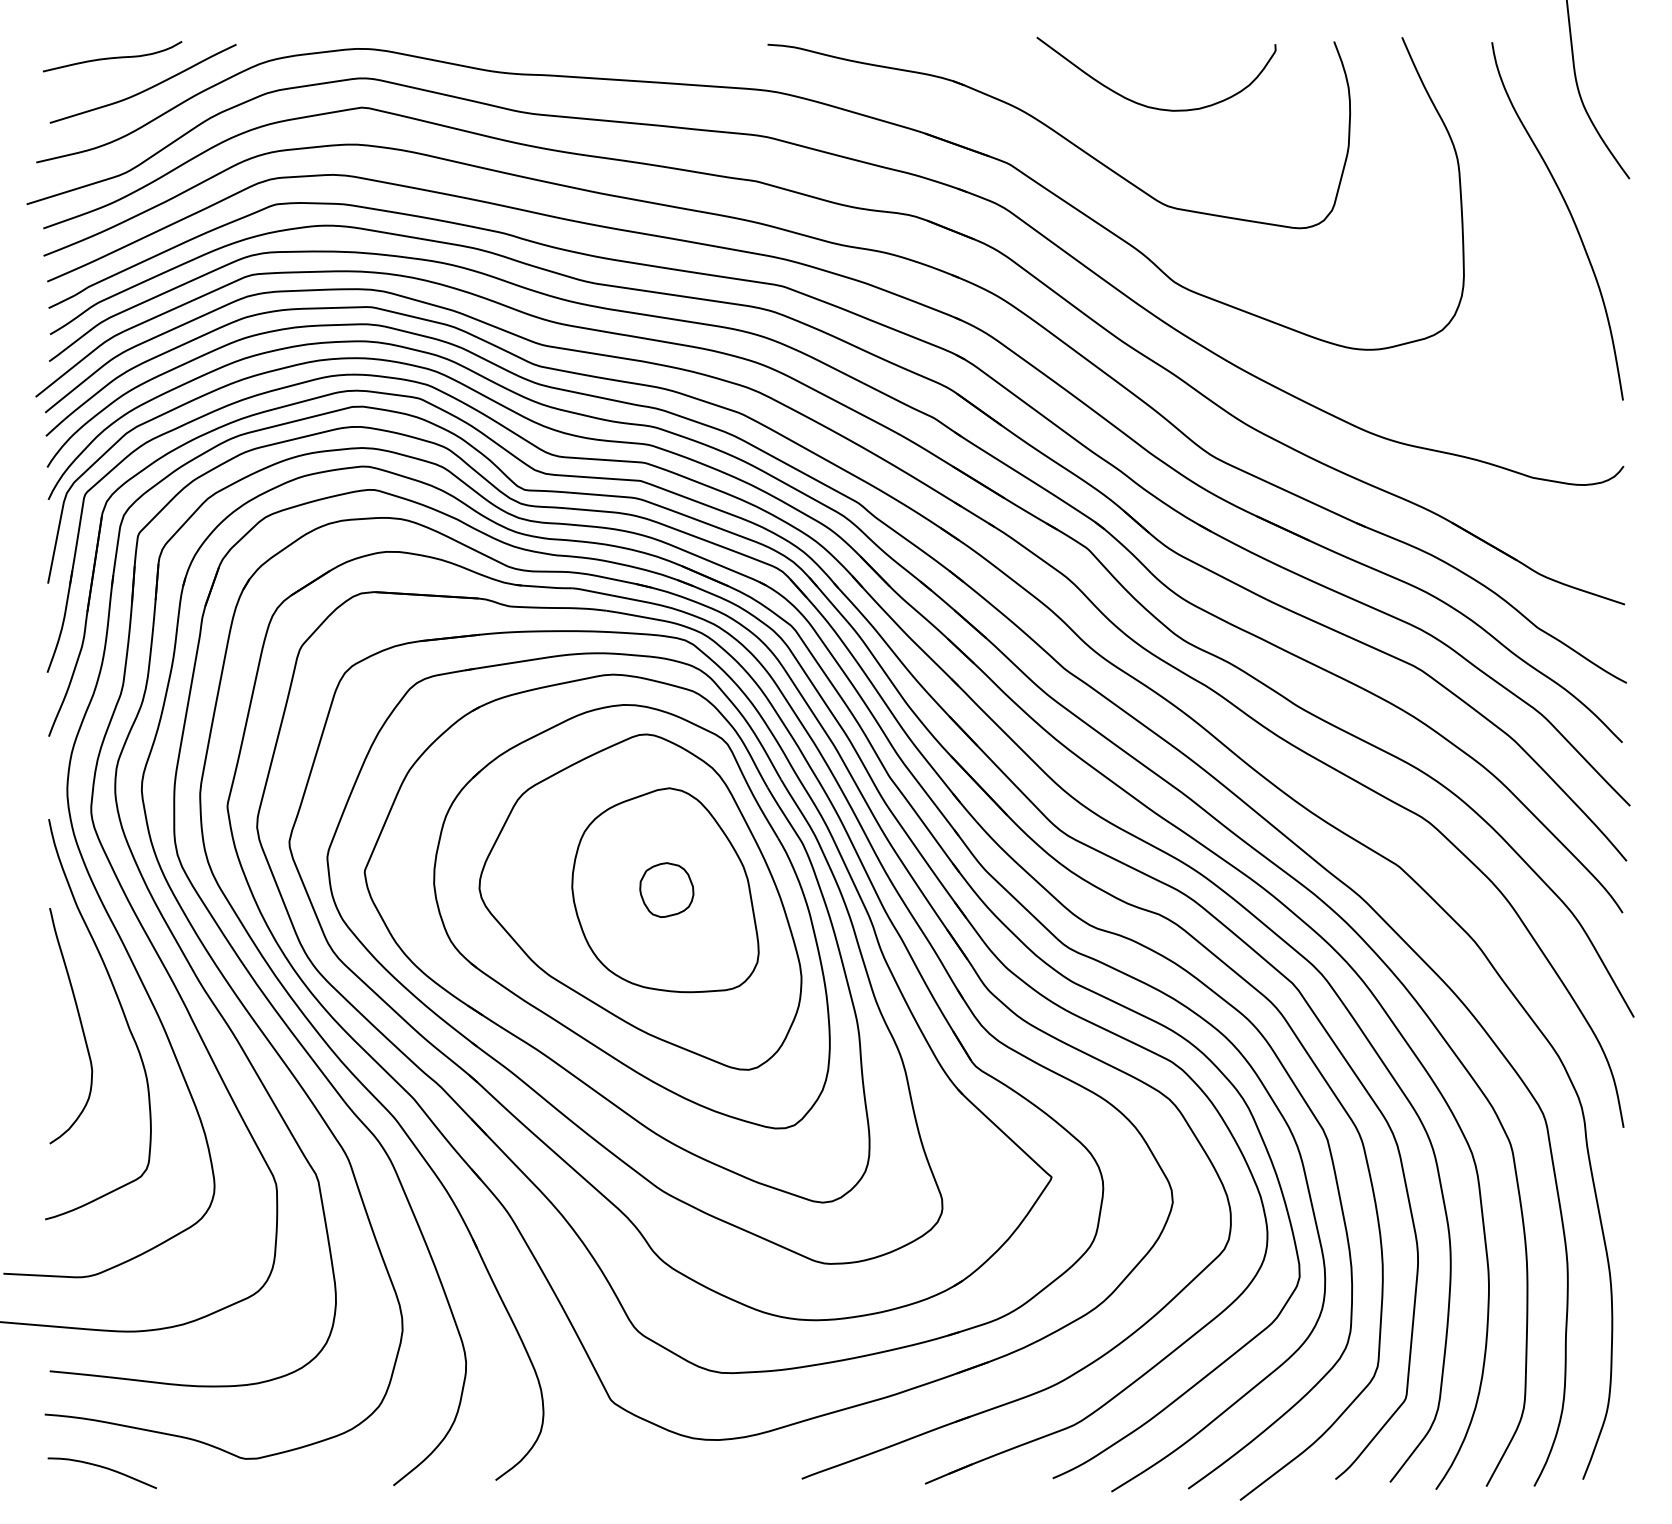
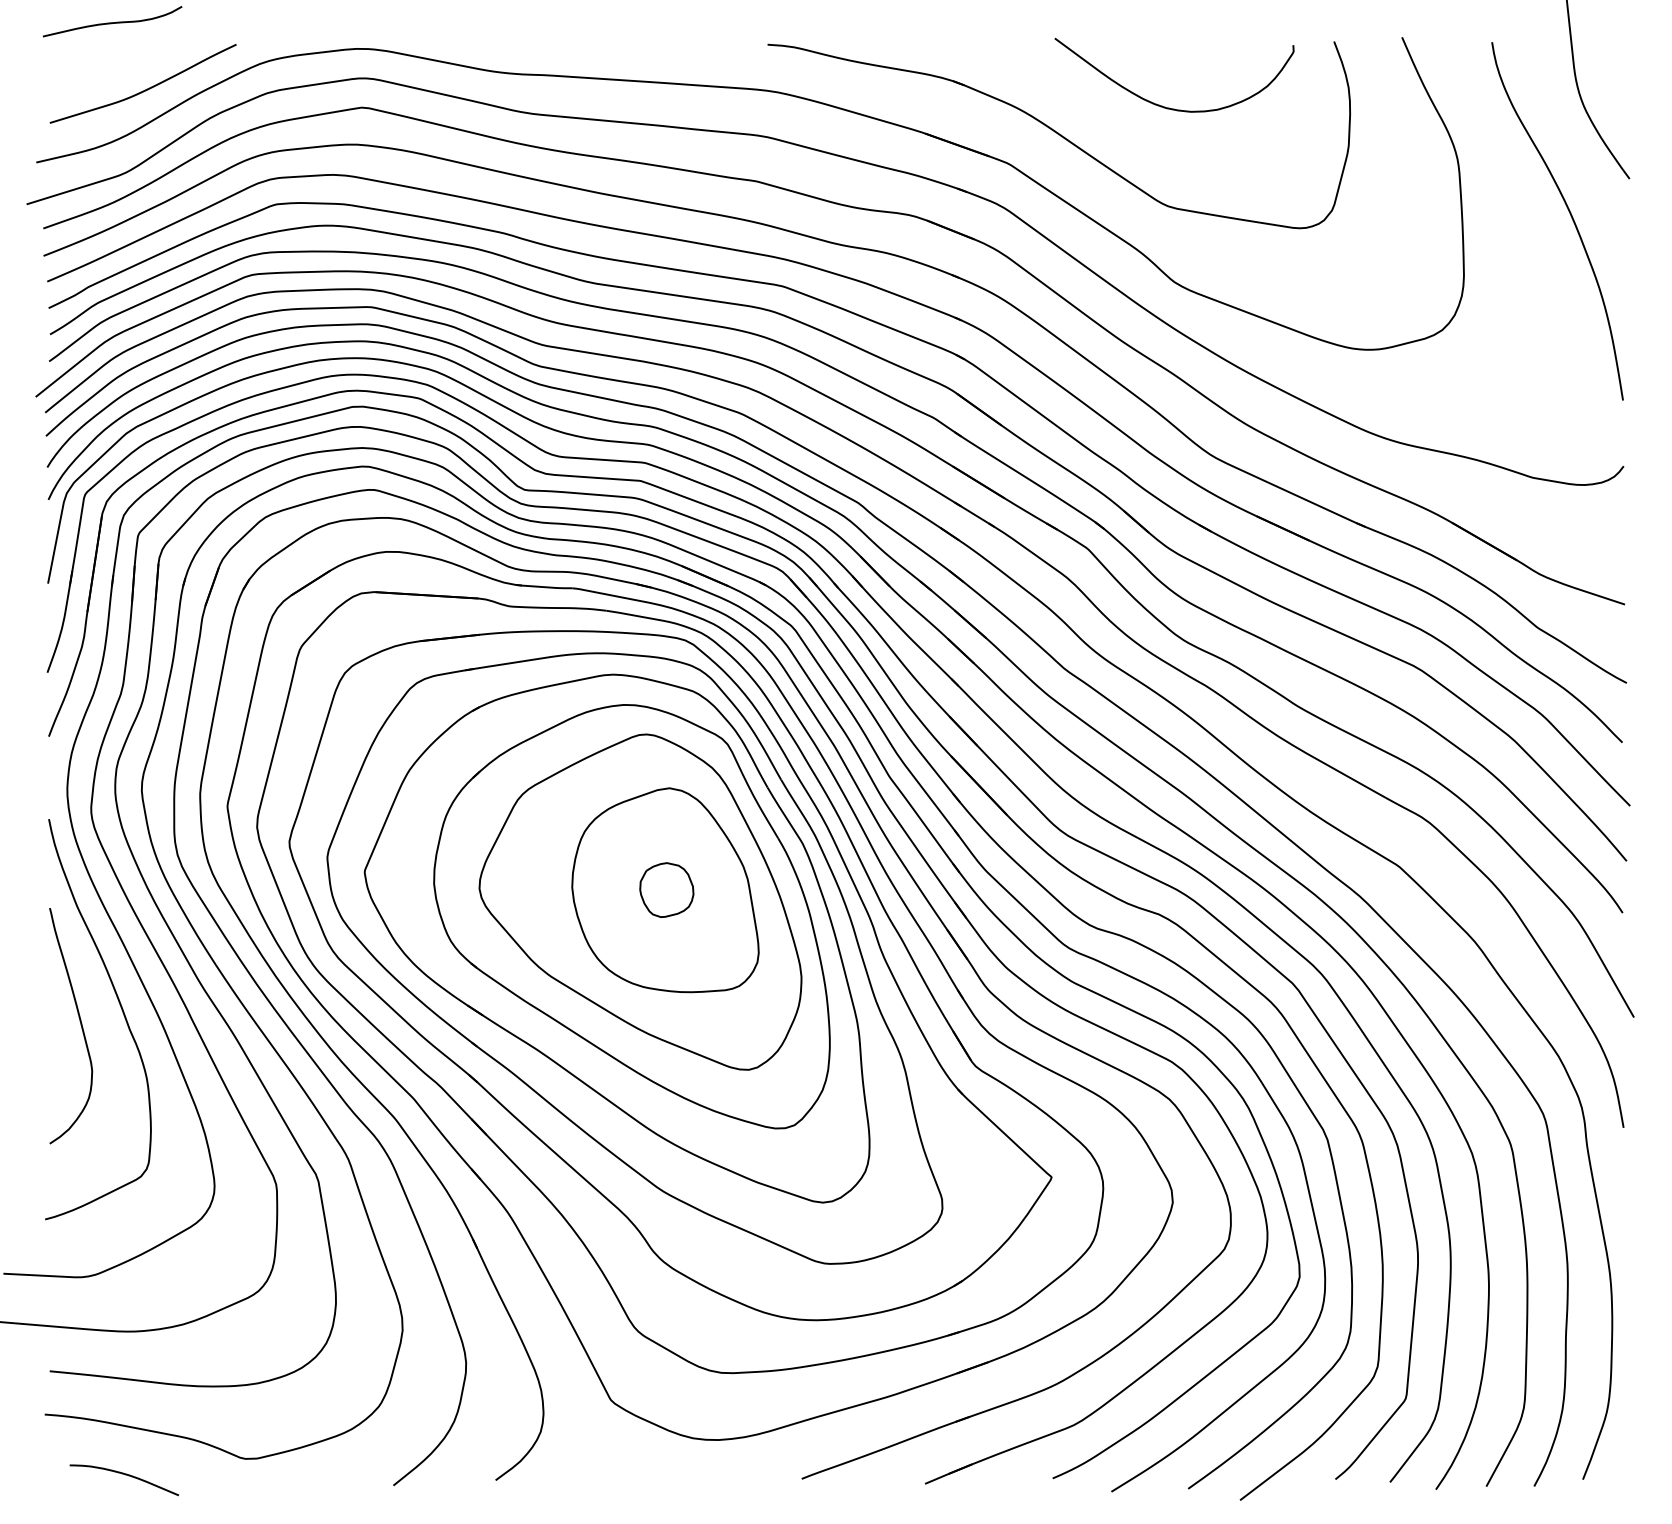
curve position: (112, 57) -> (112, 22) (112, 22)
curve position: (1144, 104) -> (1162, 105) (1162, 105)
curve position: (103, 1468) -> (125, 1475) (125, 1475)
